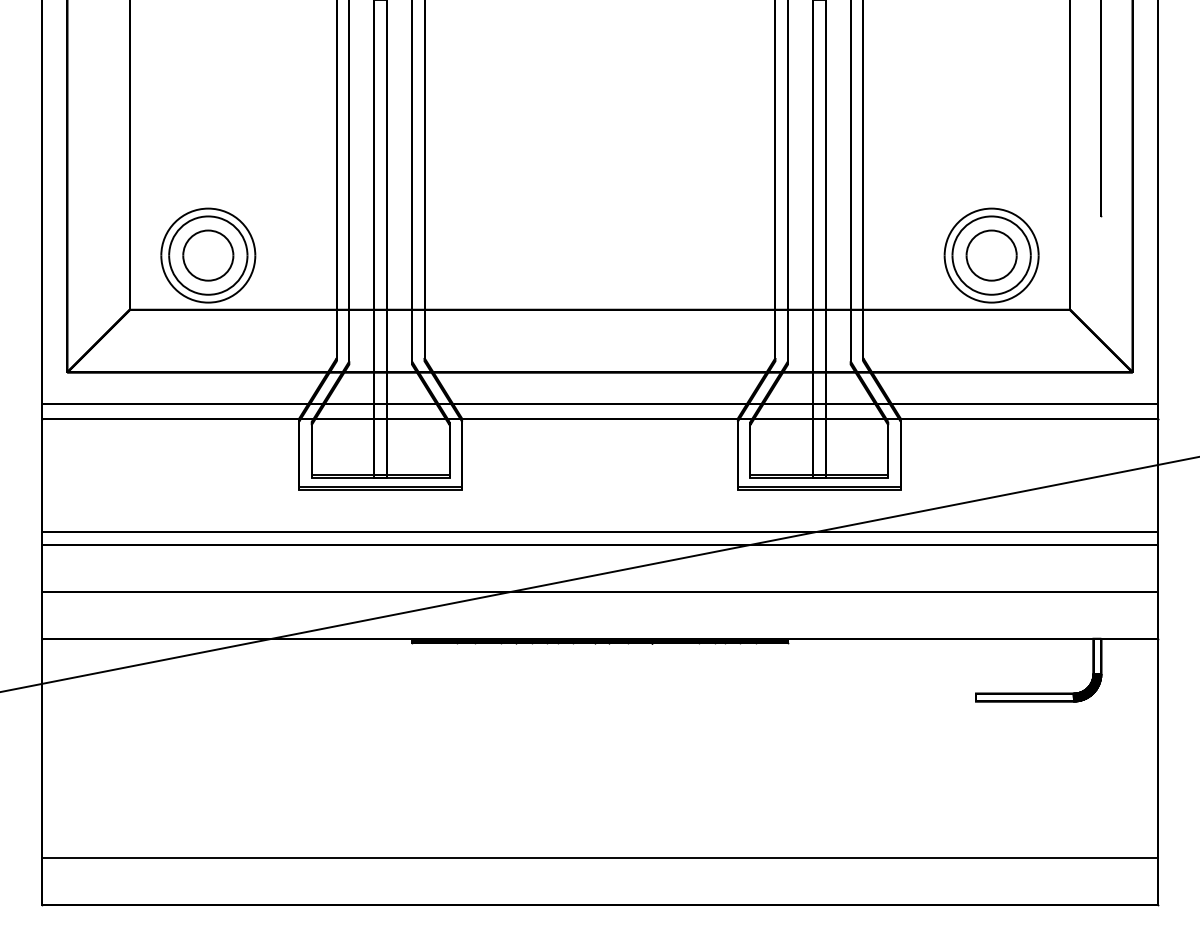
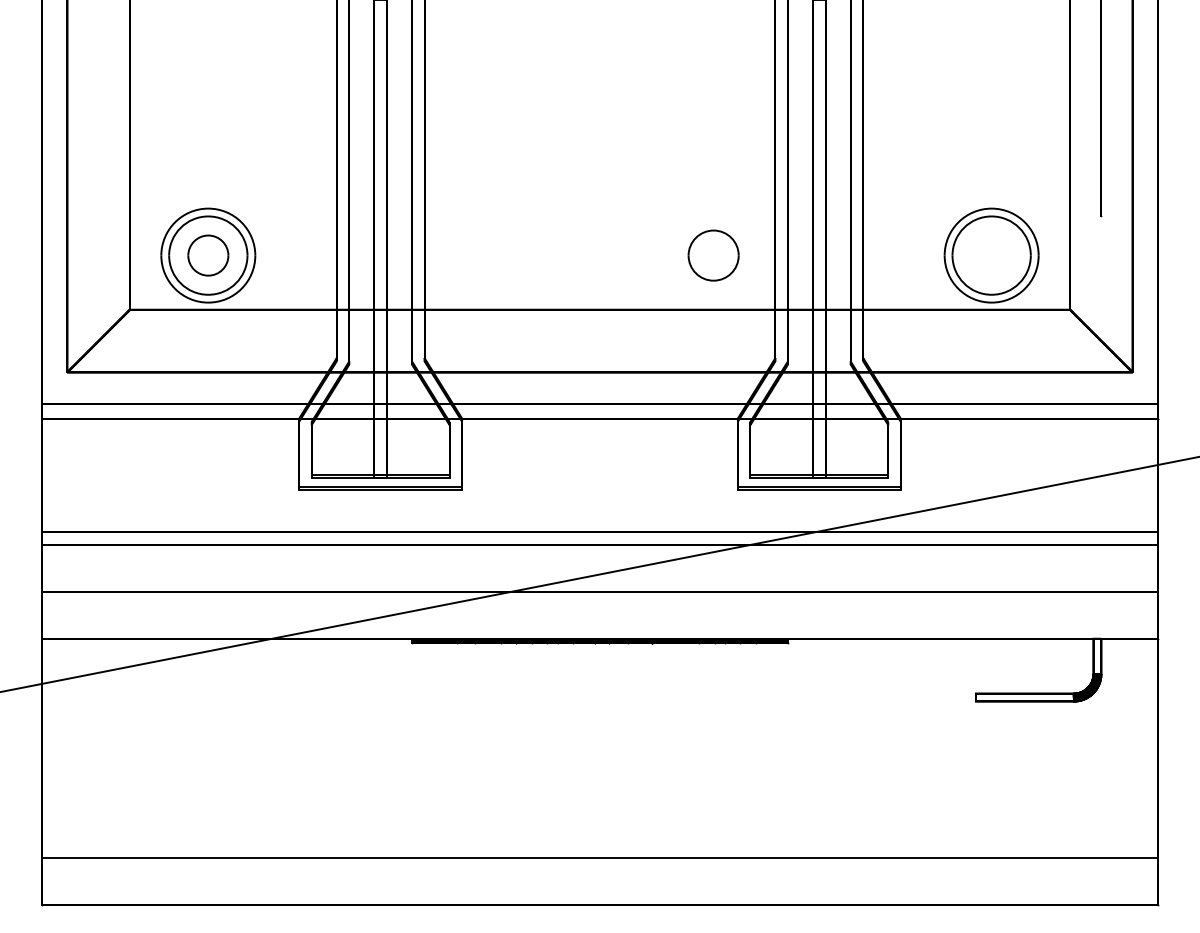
part size: 53x53 px -> 43x43 px (208, 255)
part position: (991, 255) -> (713, 255) (713, 255)
